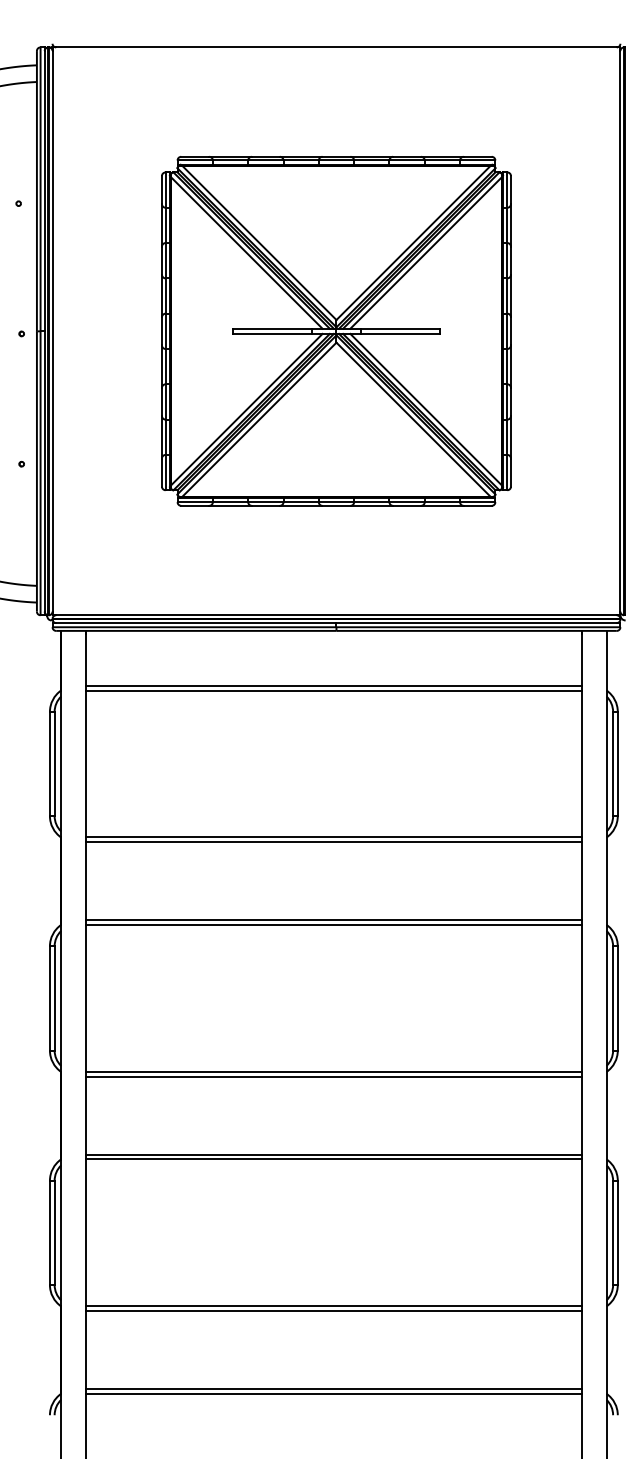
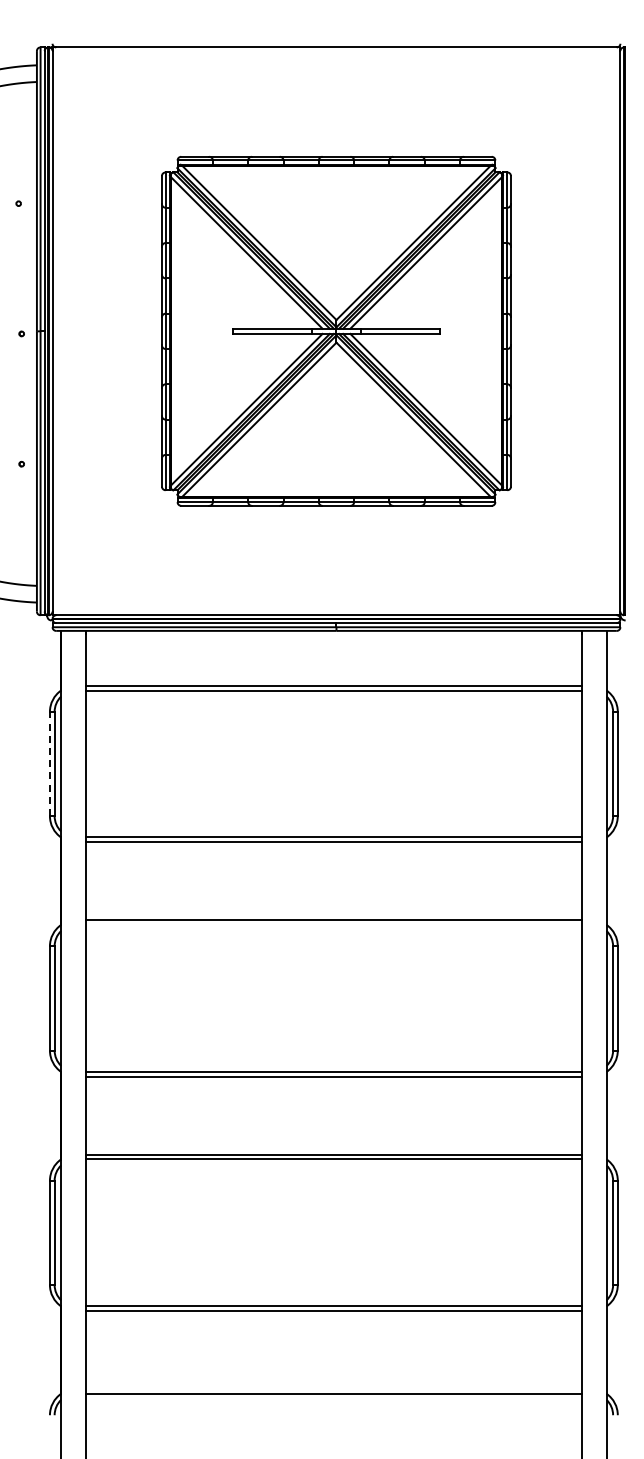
line: solid -> dashed (49, 763)
line: present -> none (333, 924)
line: present -> none (333, 1389)
